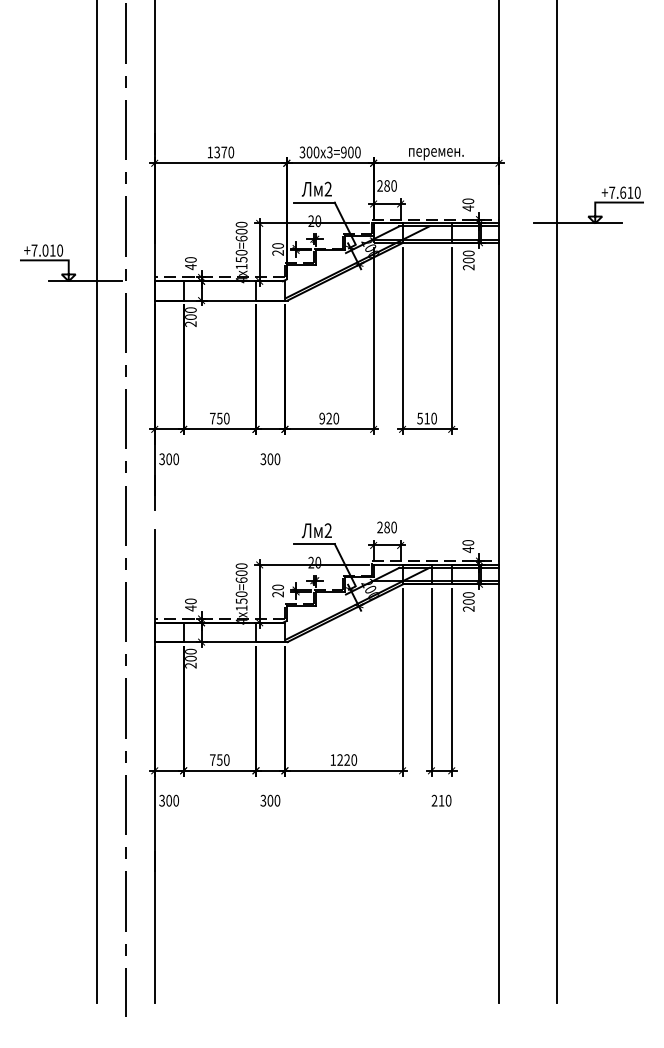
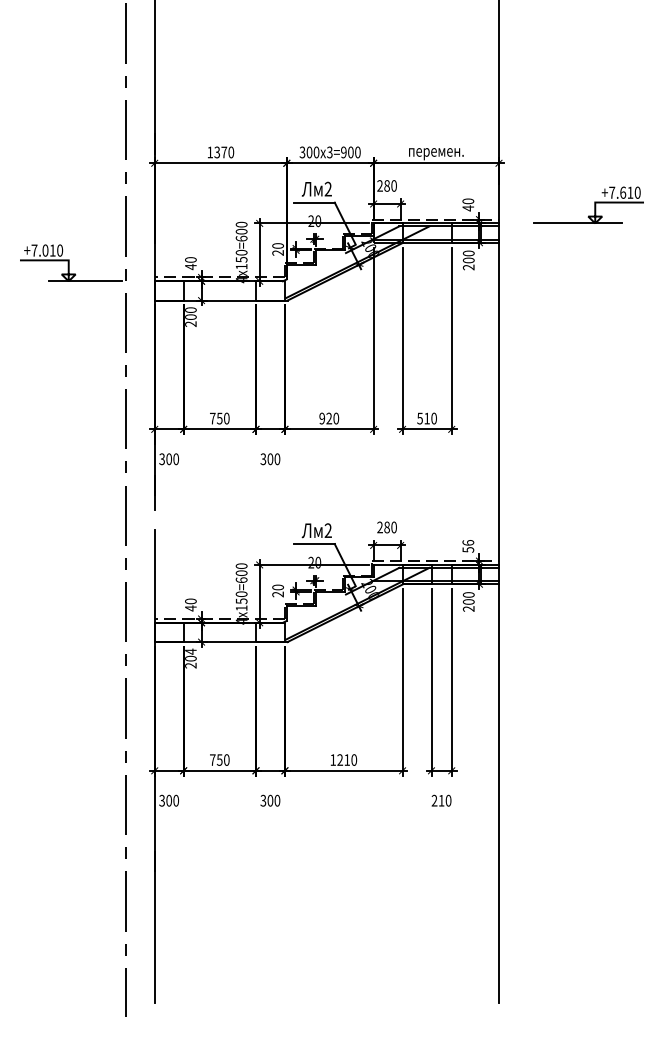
line: present -> none (96, 502)
line: present -> none (556, 502)
text: 40 -> 56 (468, 546)
text: 200 -> 204 (190, 651)
text: 1220 -> 1210 (347, 759)
